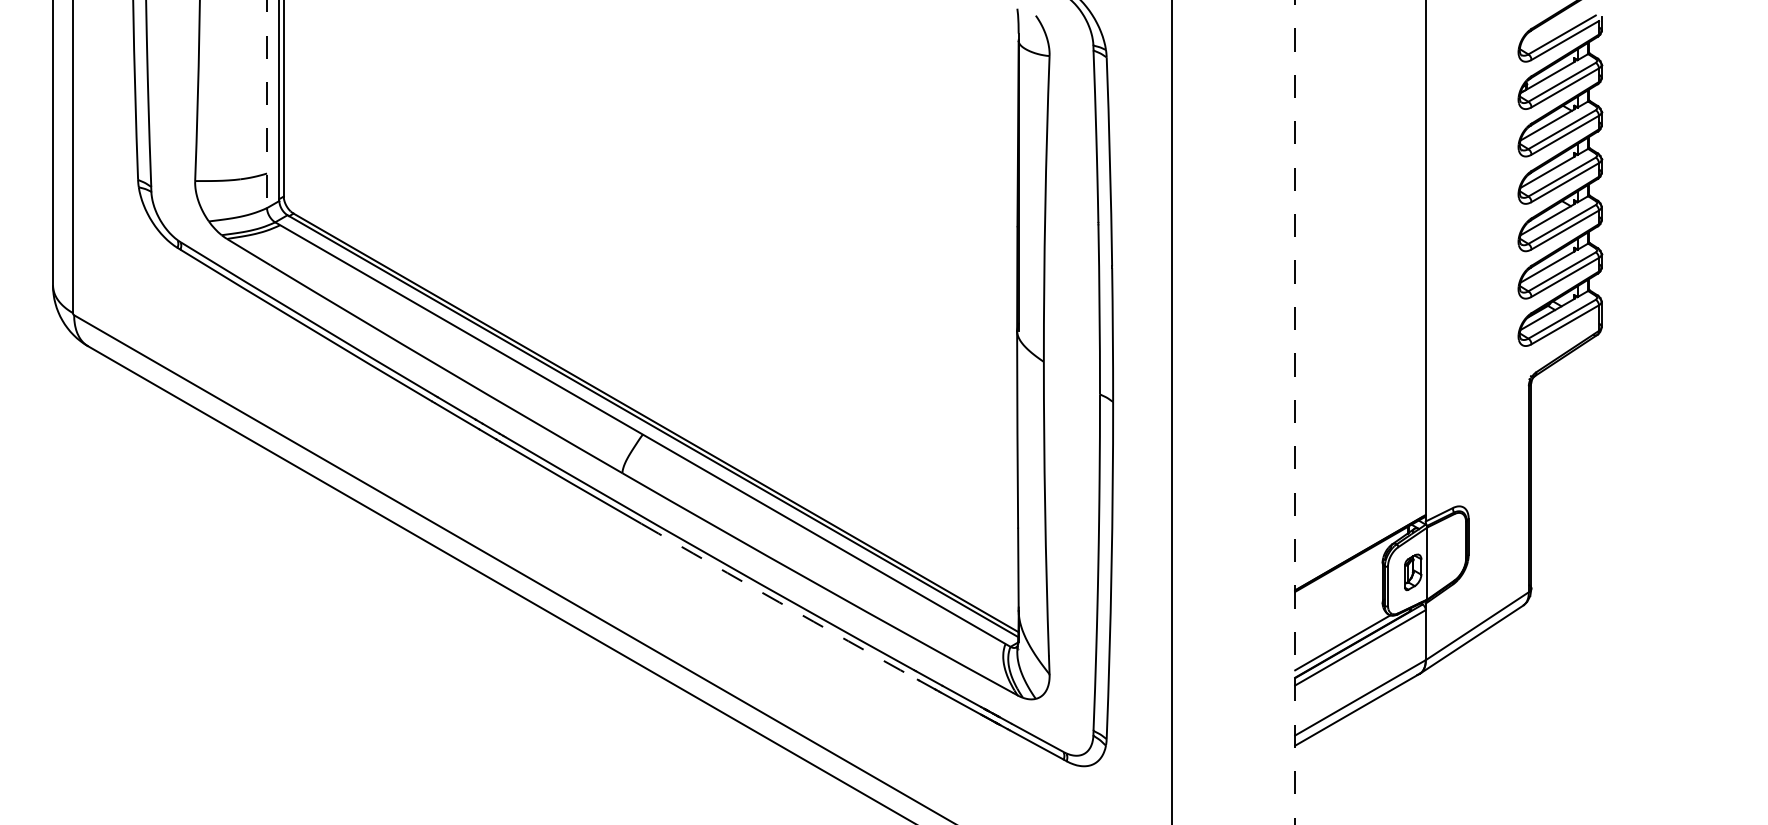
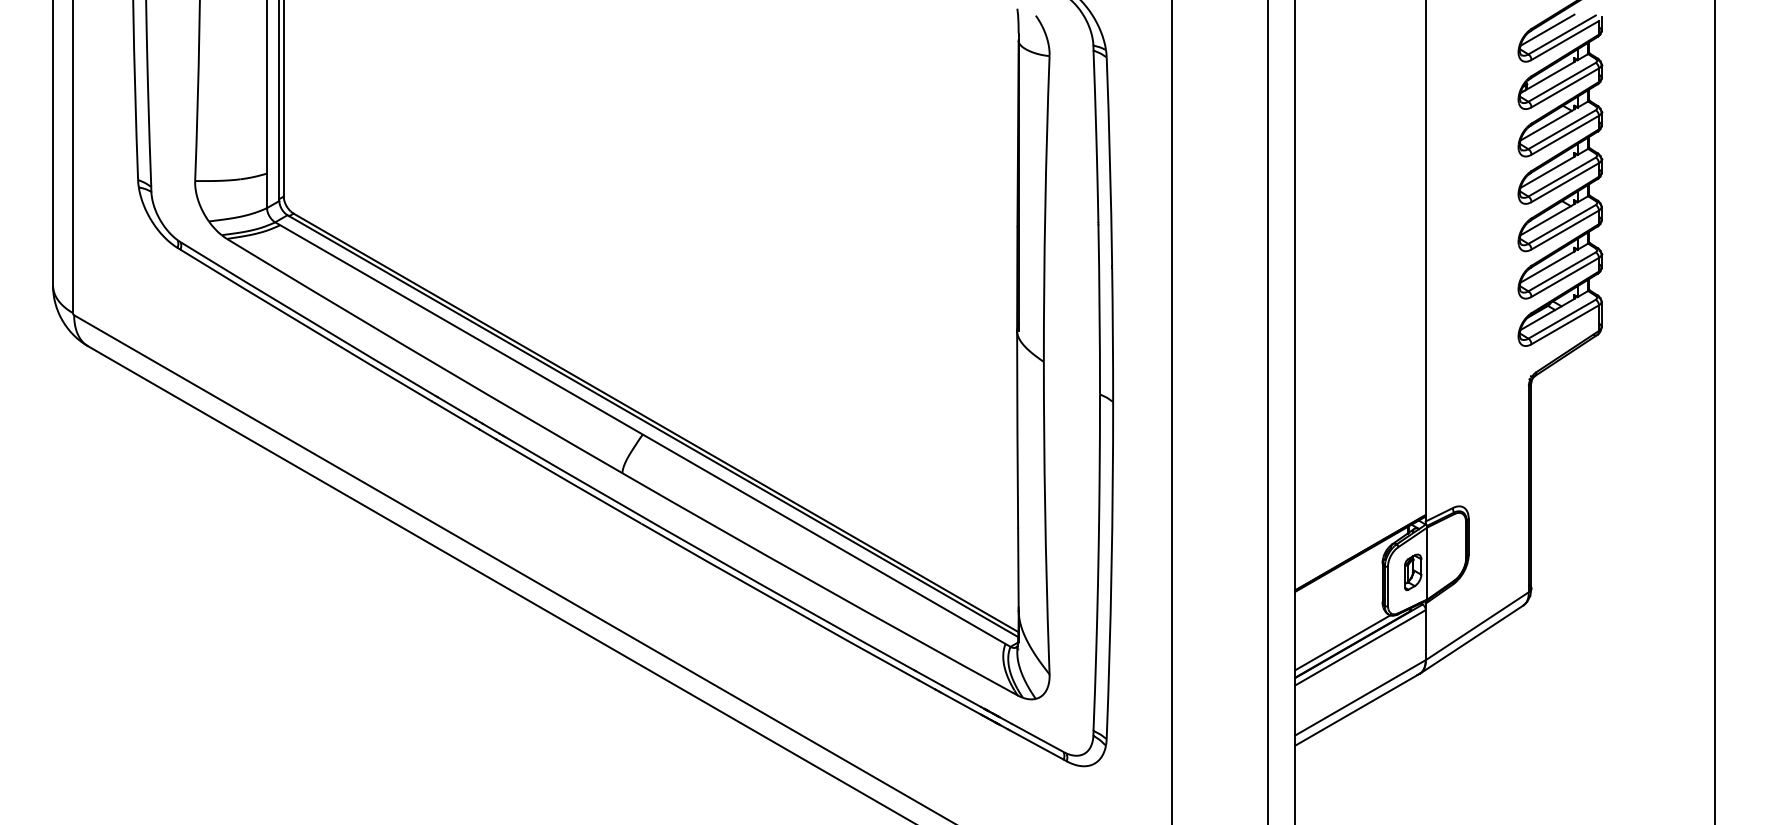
line: none -> present (1547, 29)
line: dashed -> solid (267, 104)
line: none -> present (1267, 411)
line: none -> present (1714, 411)
line: dashed -> solid (1295, 412)
arc: dashed -> solid (779, 602)
